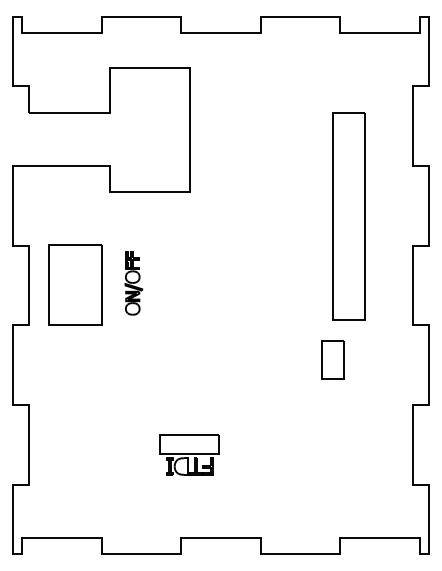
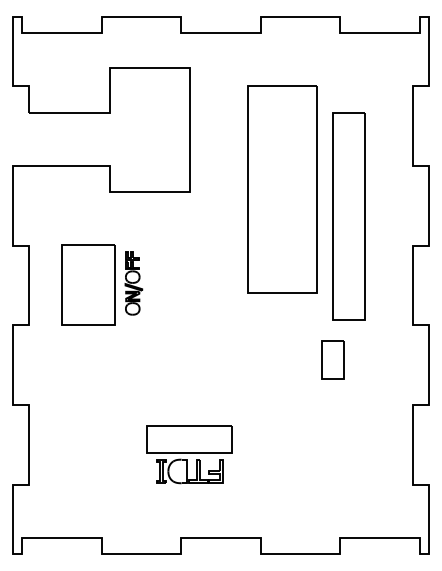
part: none -> present (282, 189)
part position: (75, 284) -> (88, 284) (88, 284)
part size: 61x42 px -> 87x60 px (189, 454)
